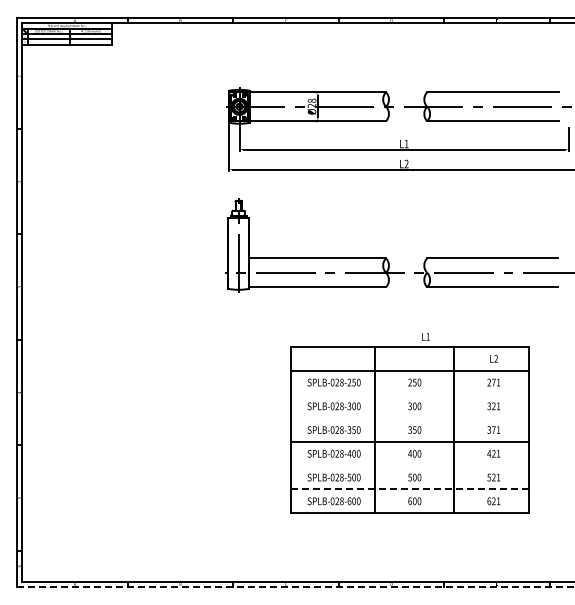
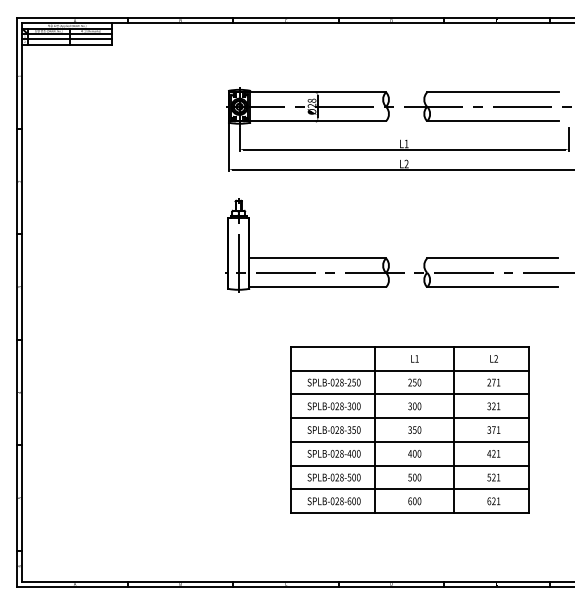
text position: (425, 336) -> (414, 358) (414, 358)
line: none -> present (409, 394)
line: none -> present (409, 418)
line: none -> present (409, 465)
line: dashed -> solid (410, 489)
line: dashed -> solid (295, 586)
